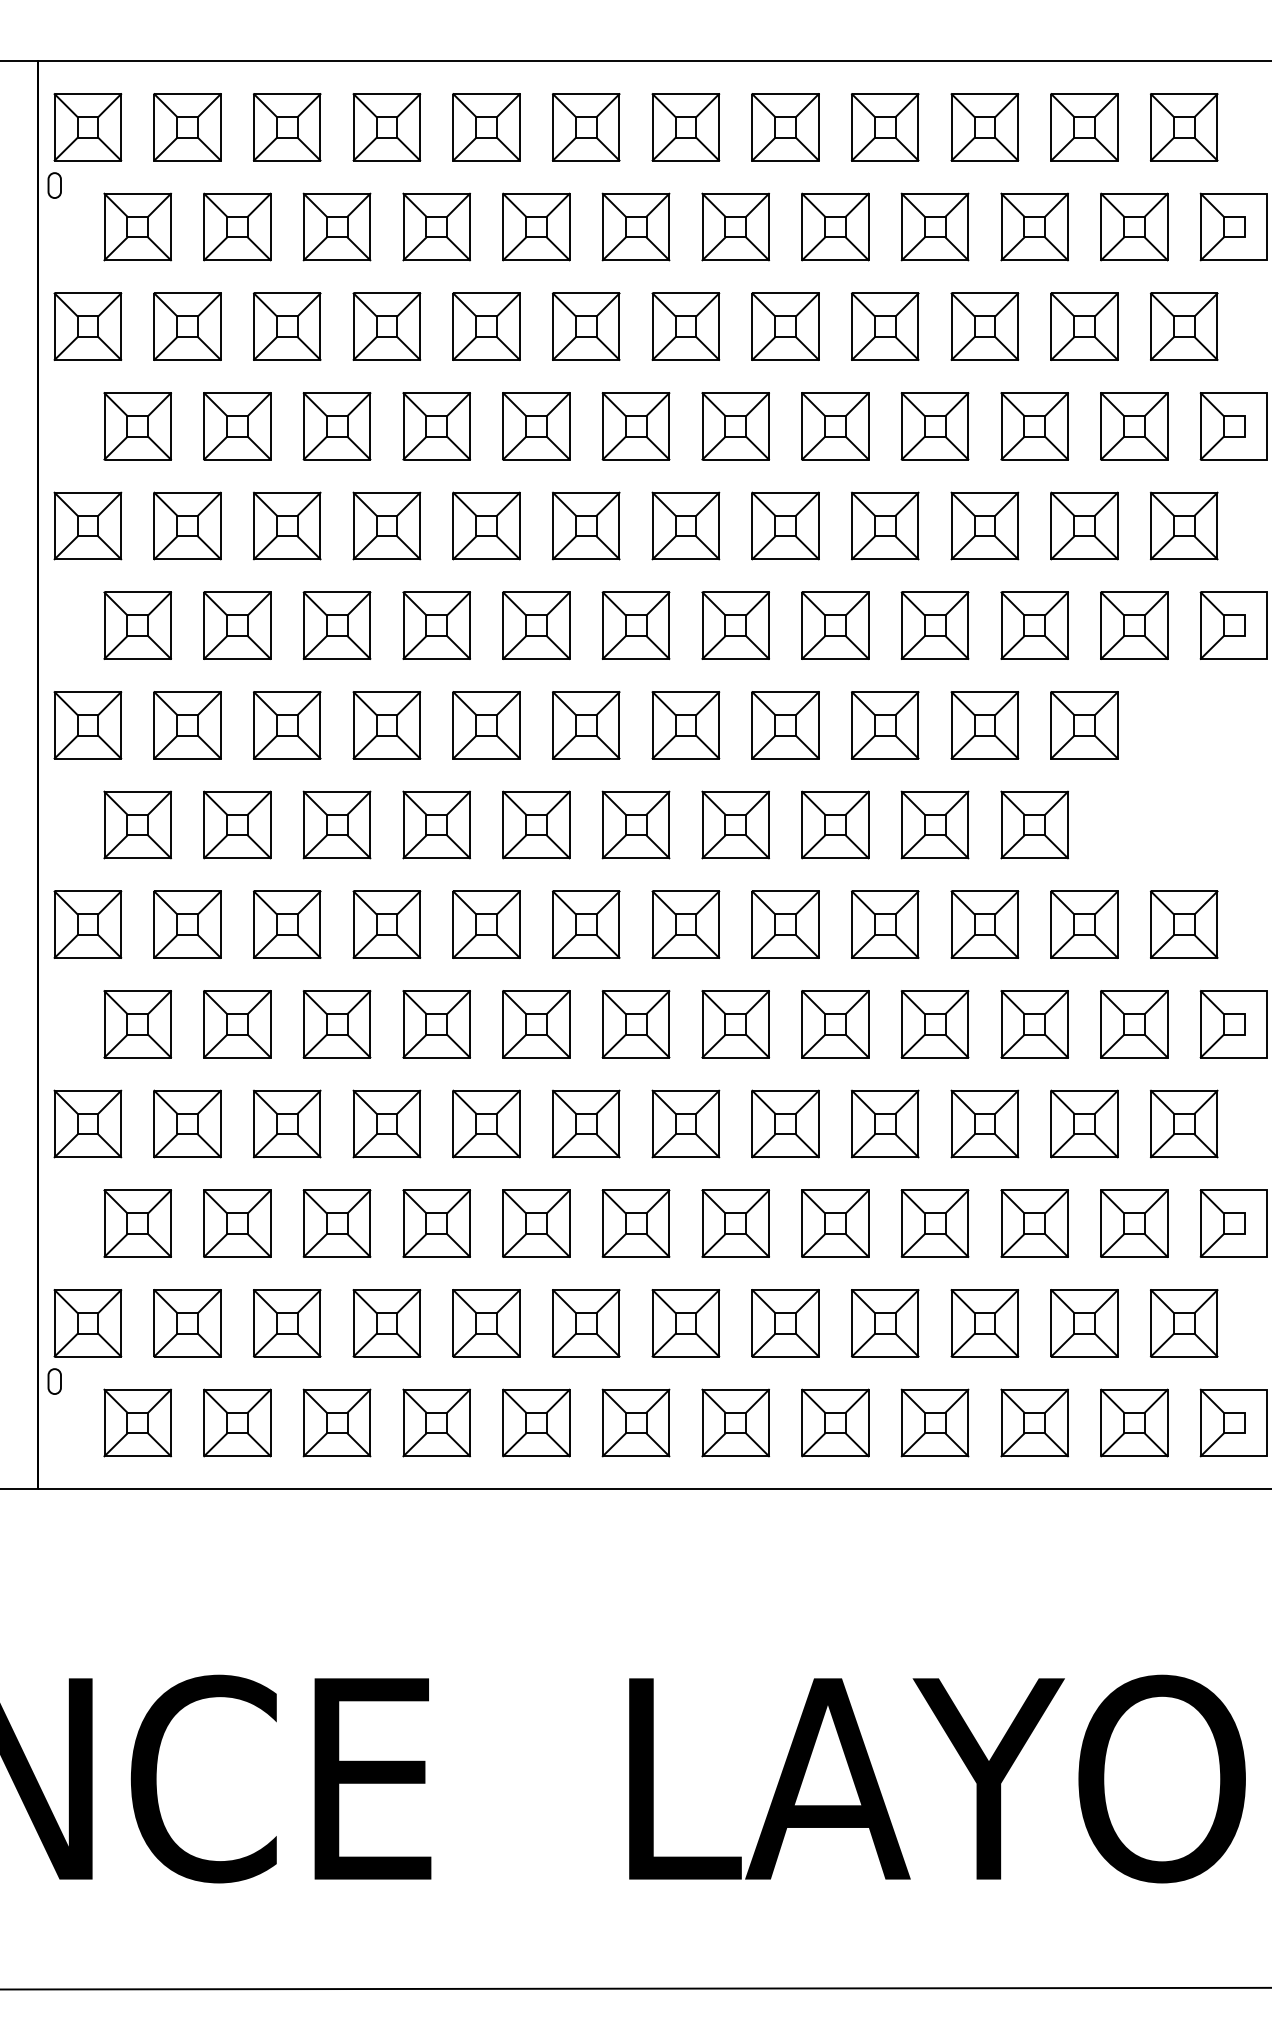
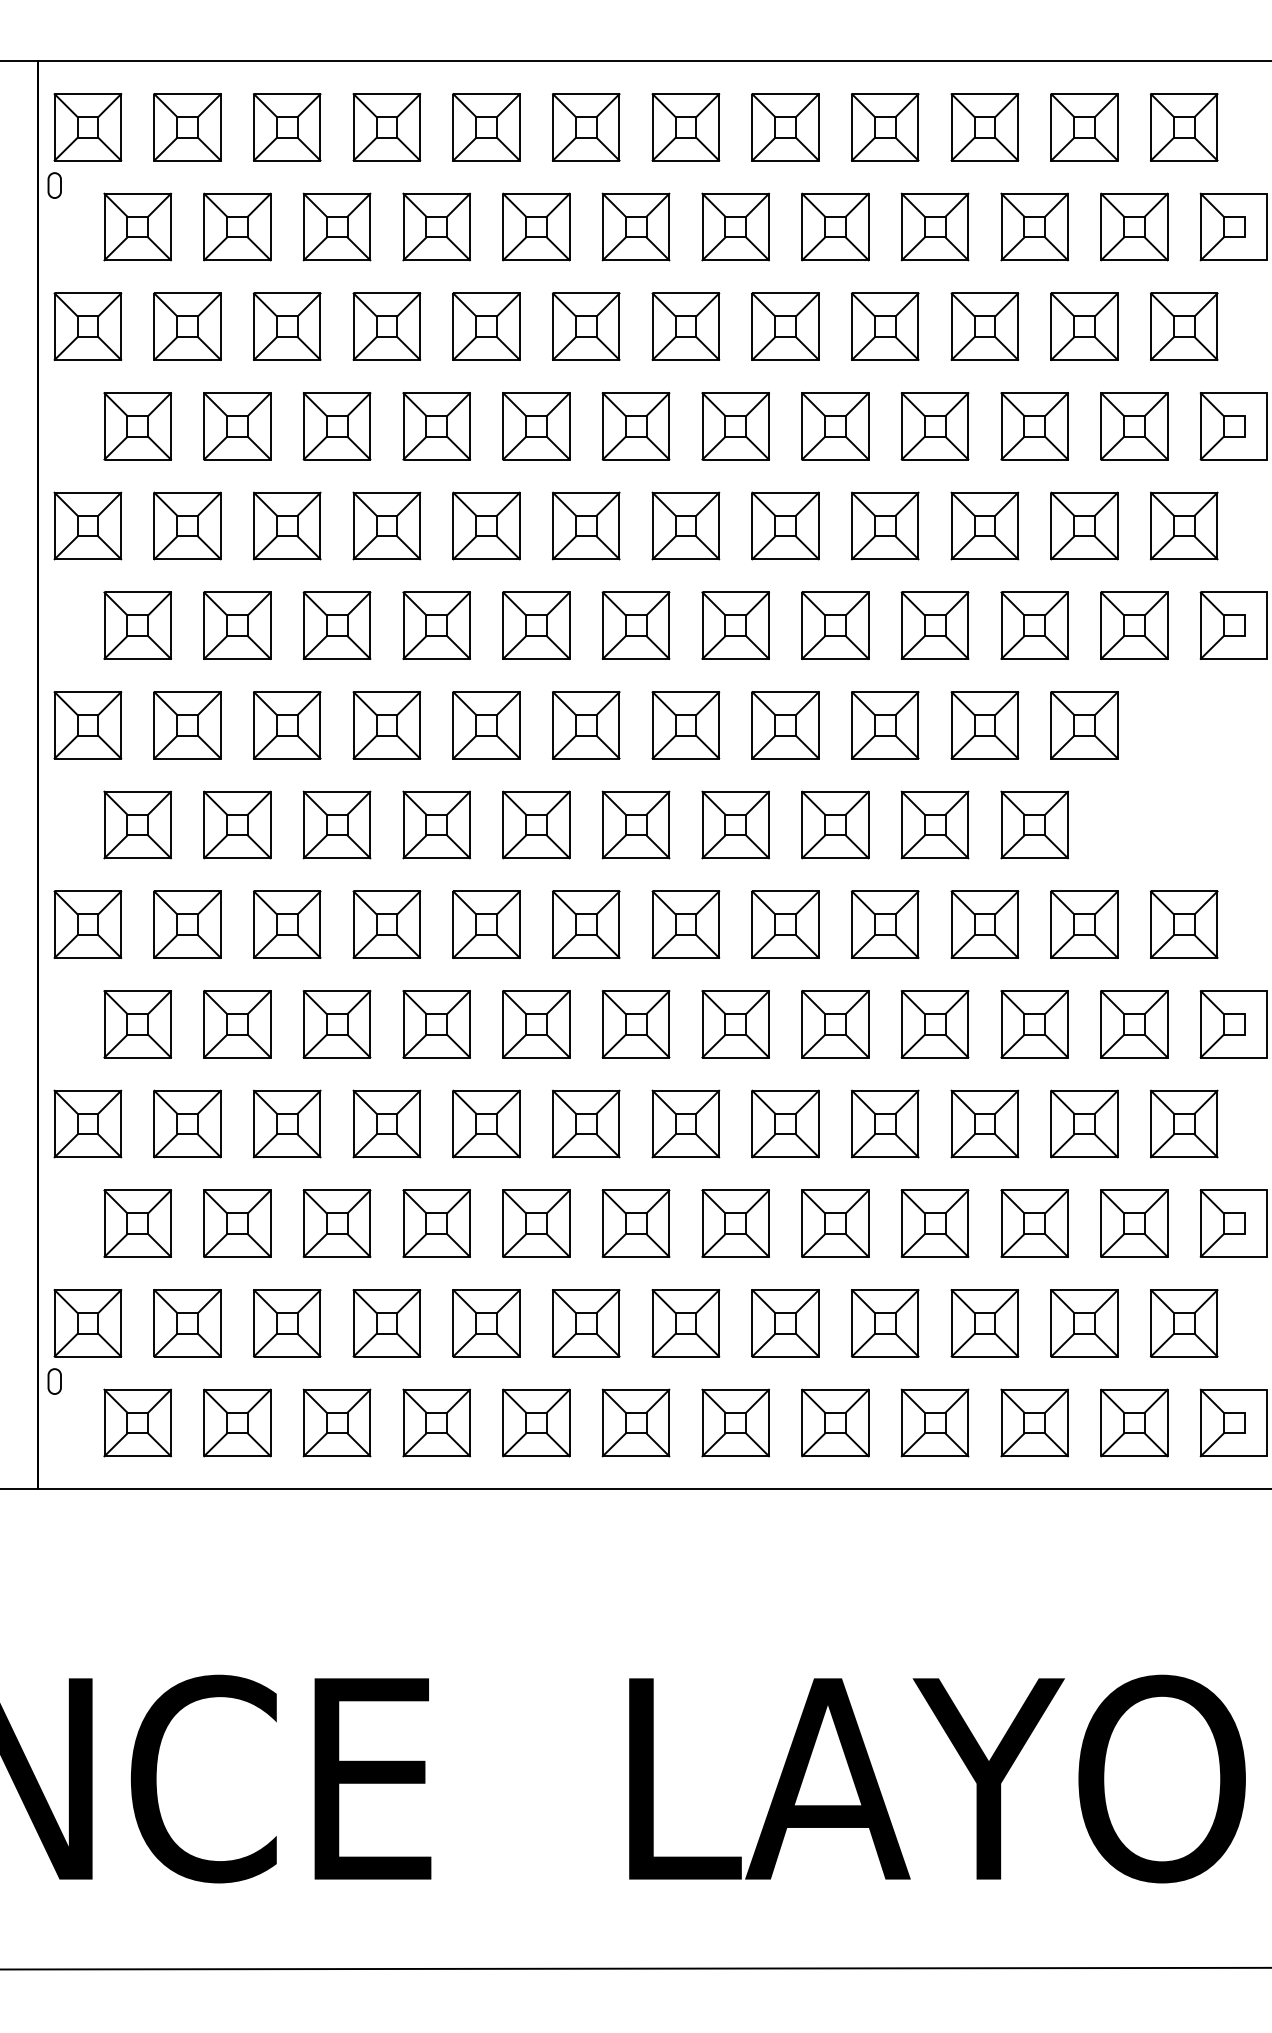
line position: (635, 1988) -> (635, 1968) (635, 1968)
